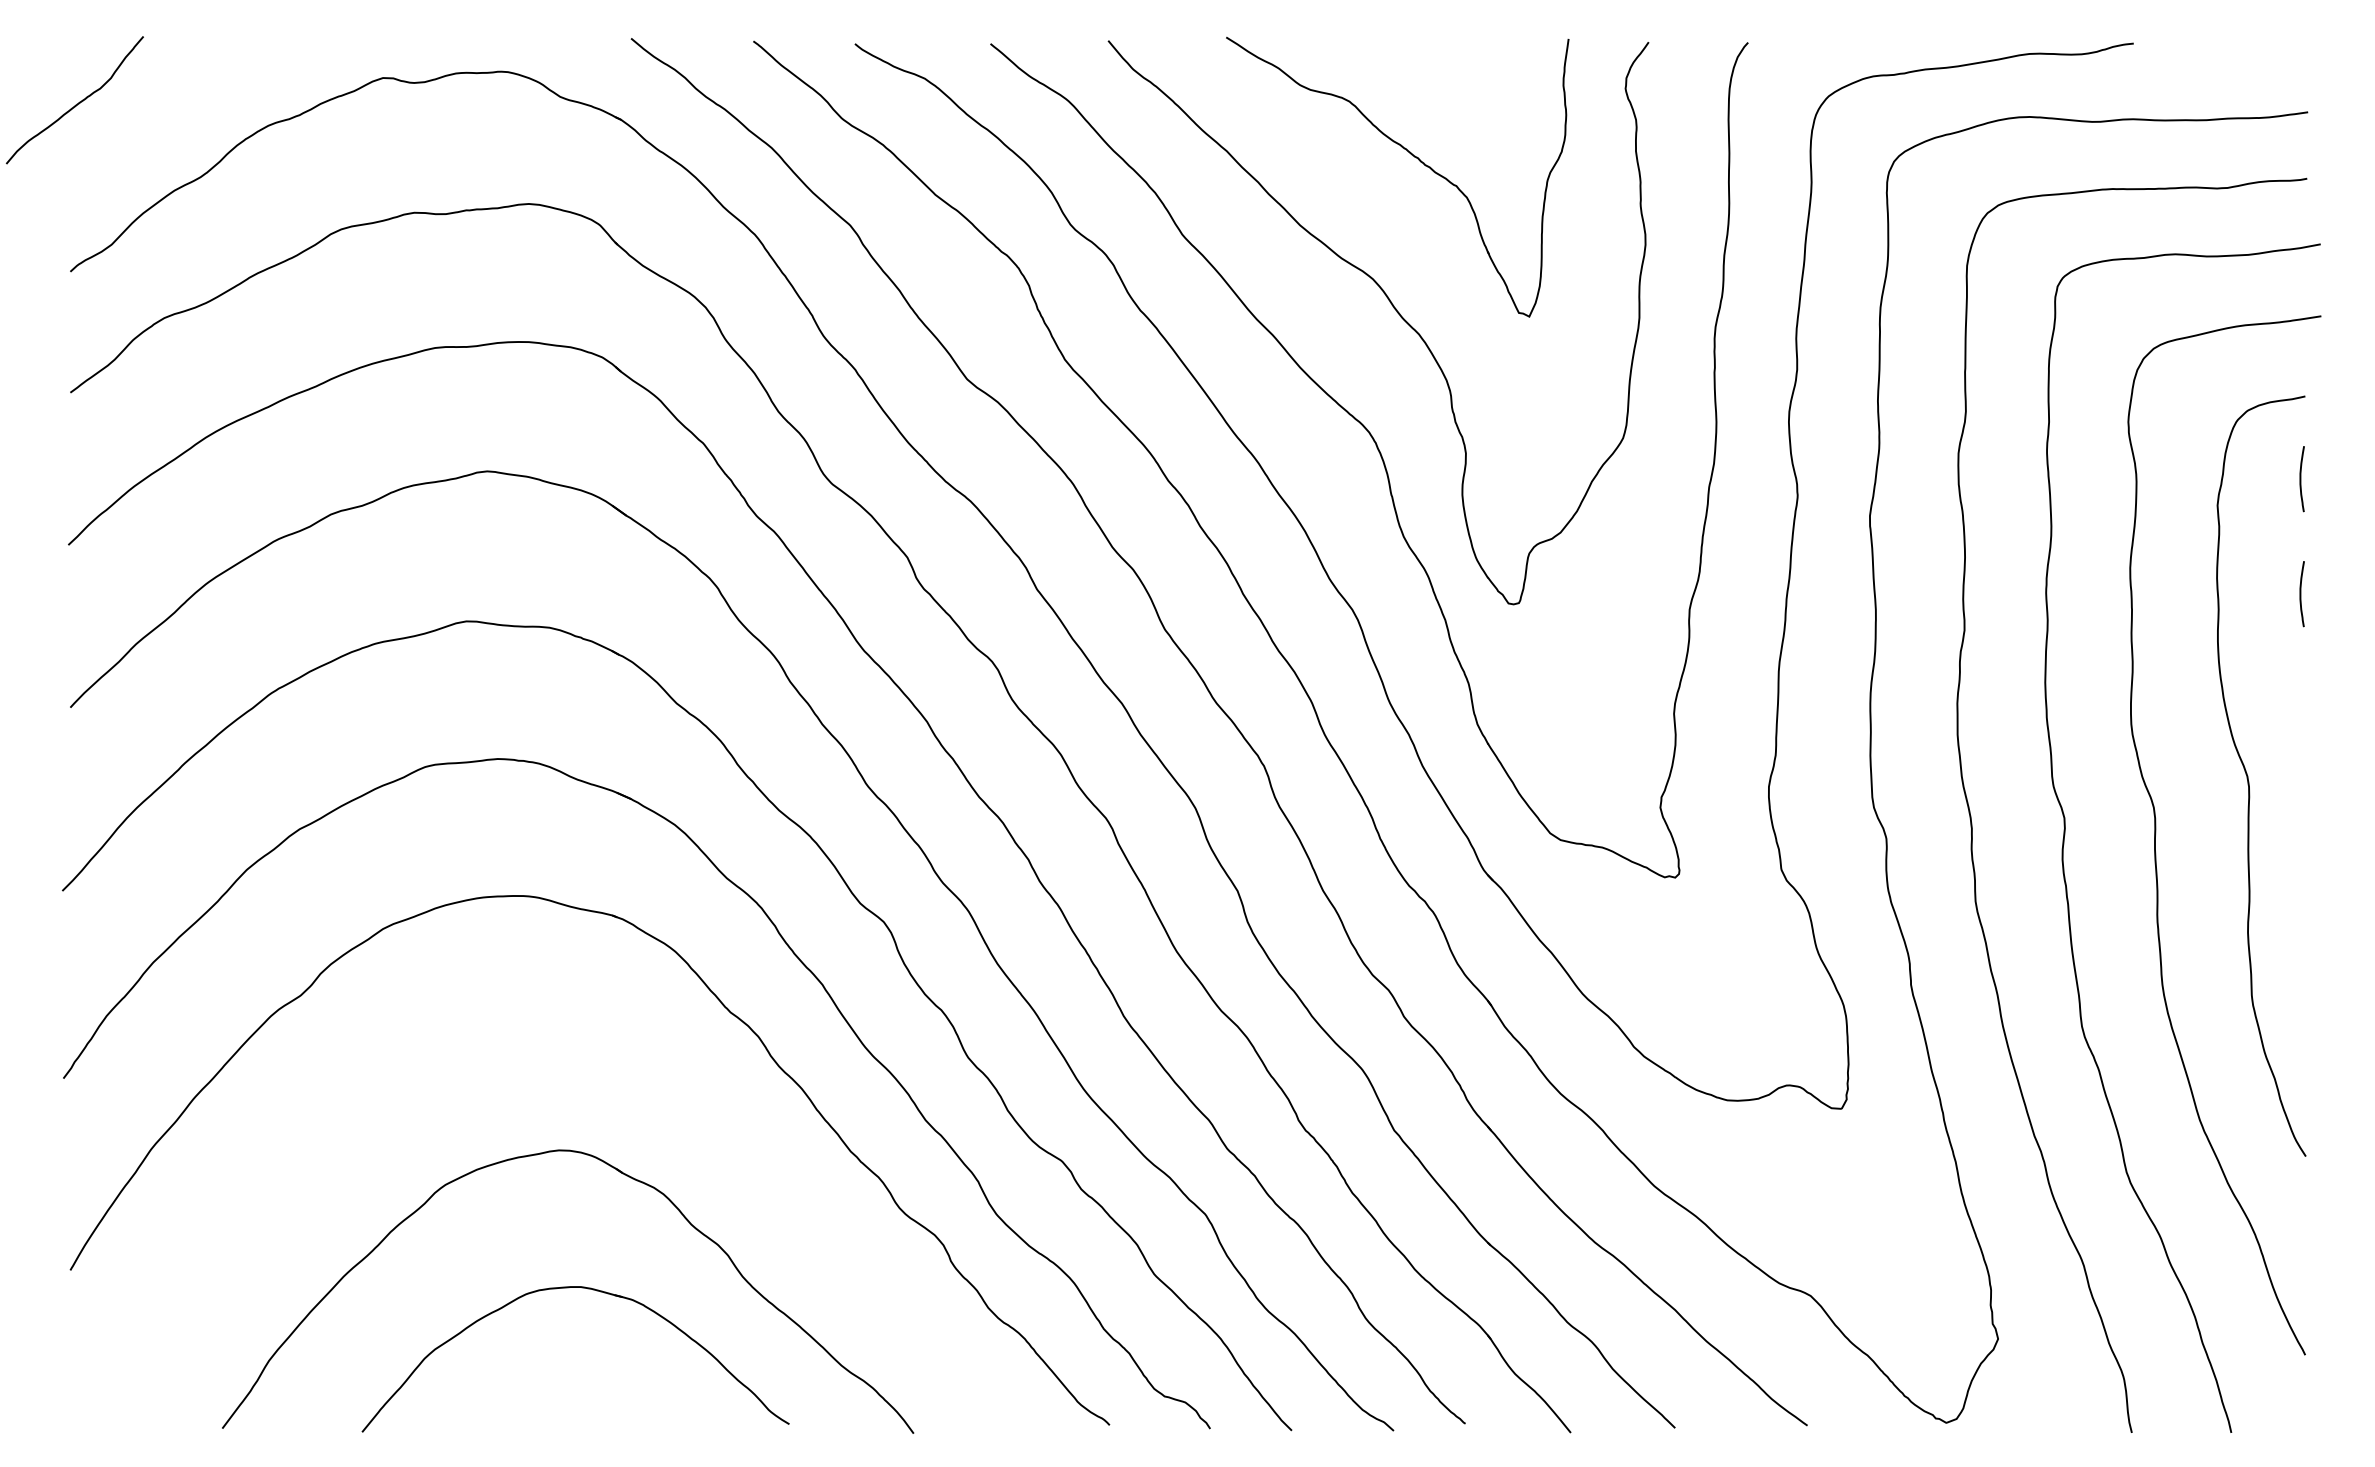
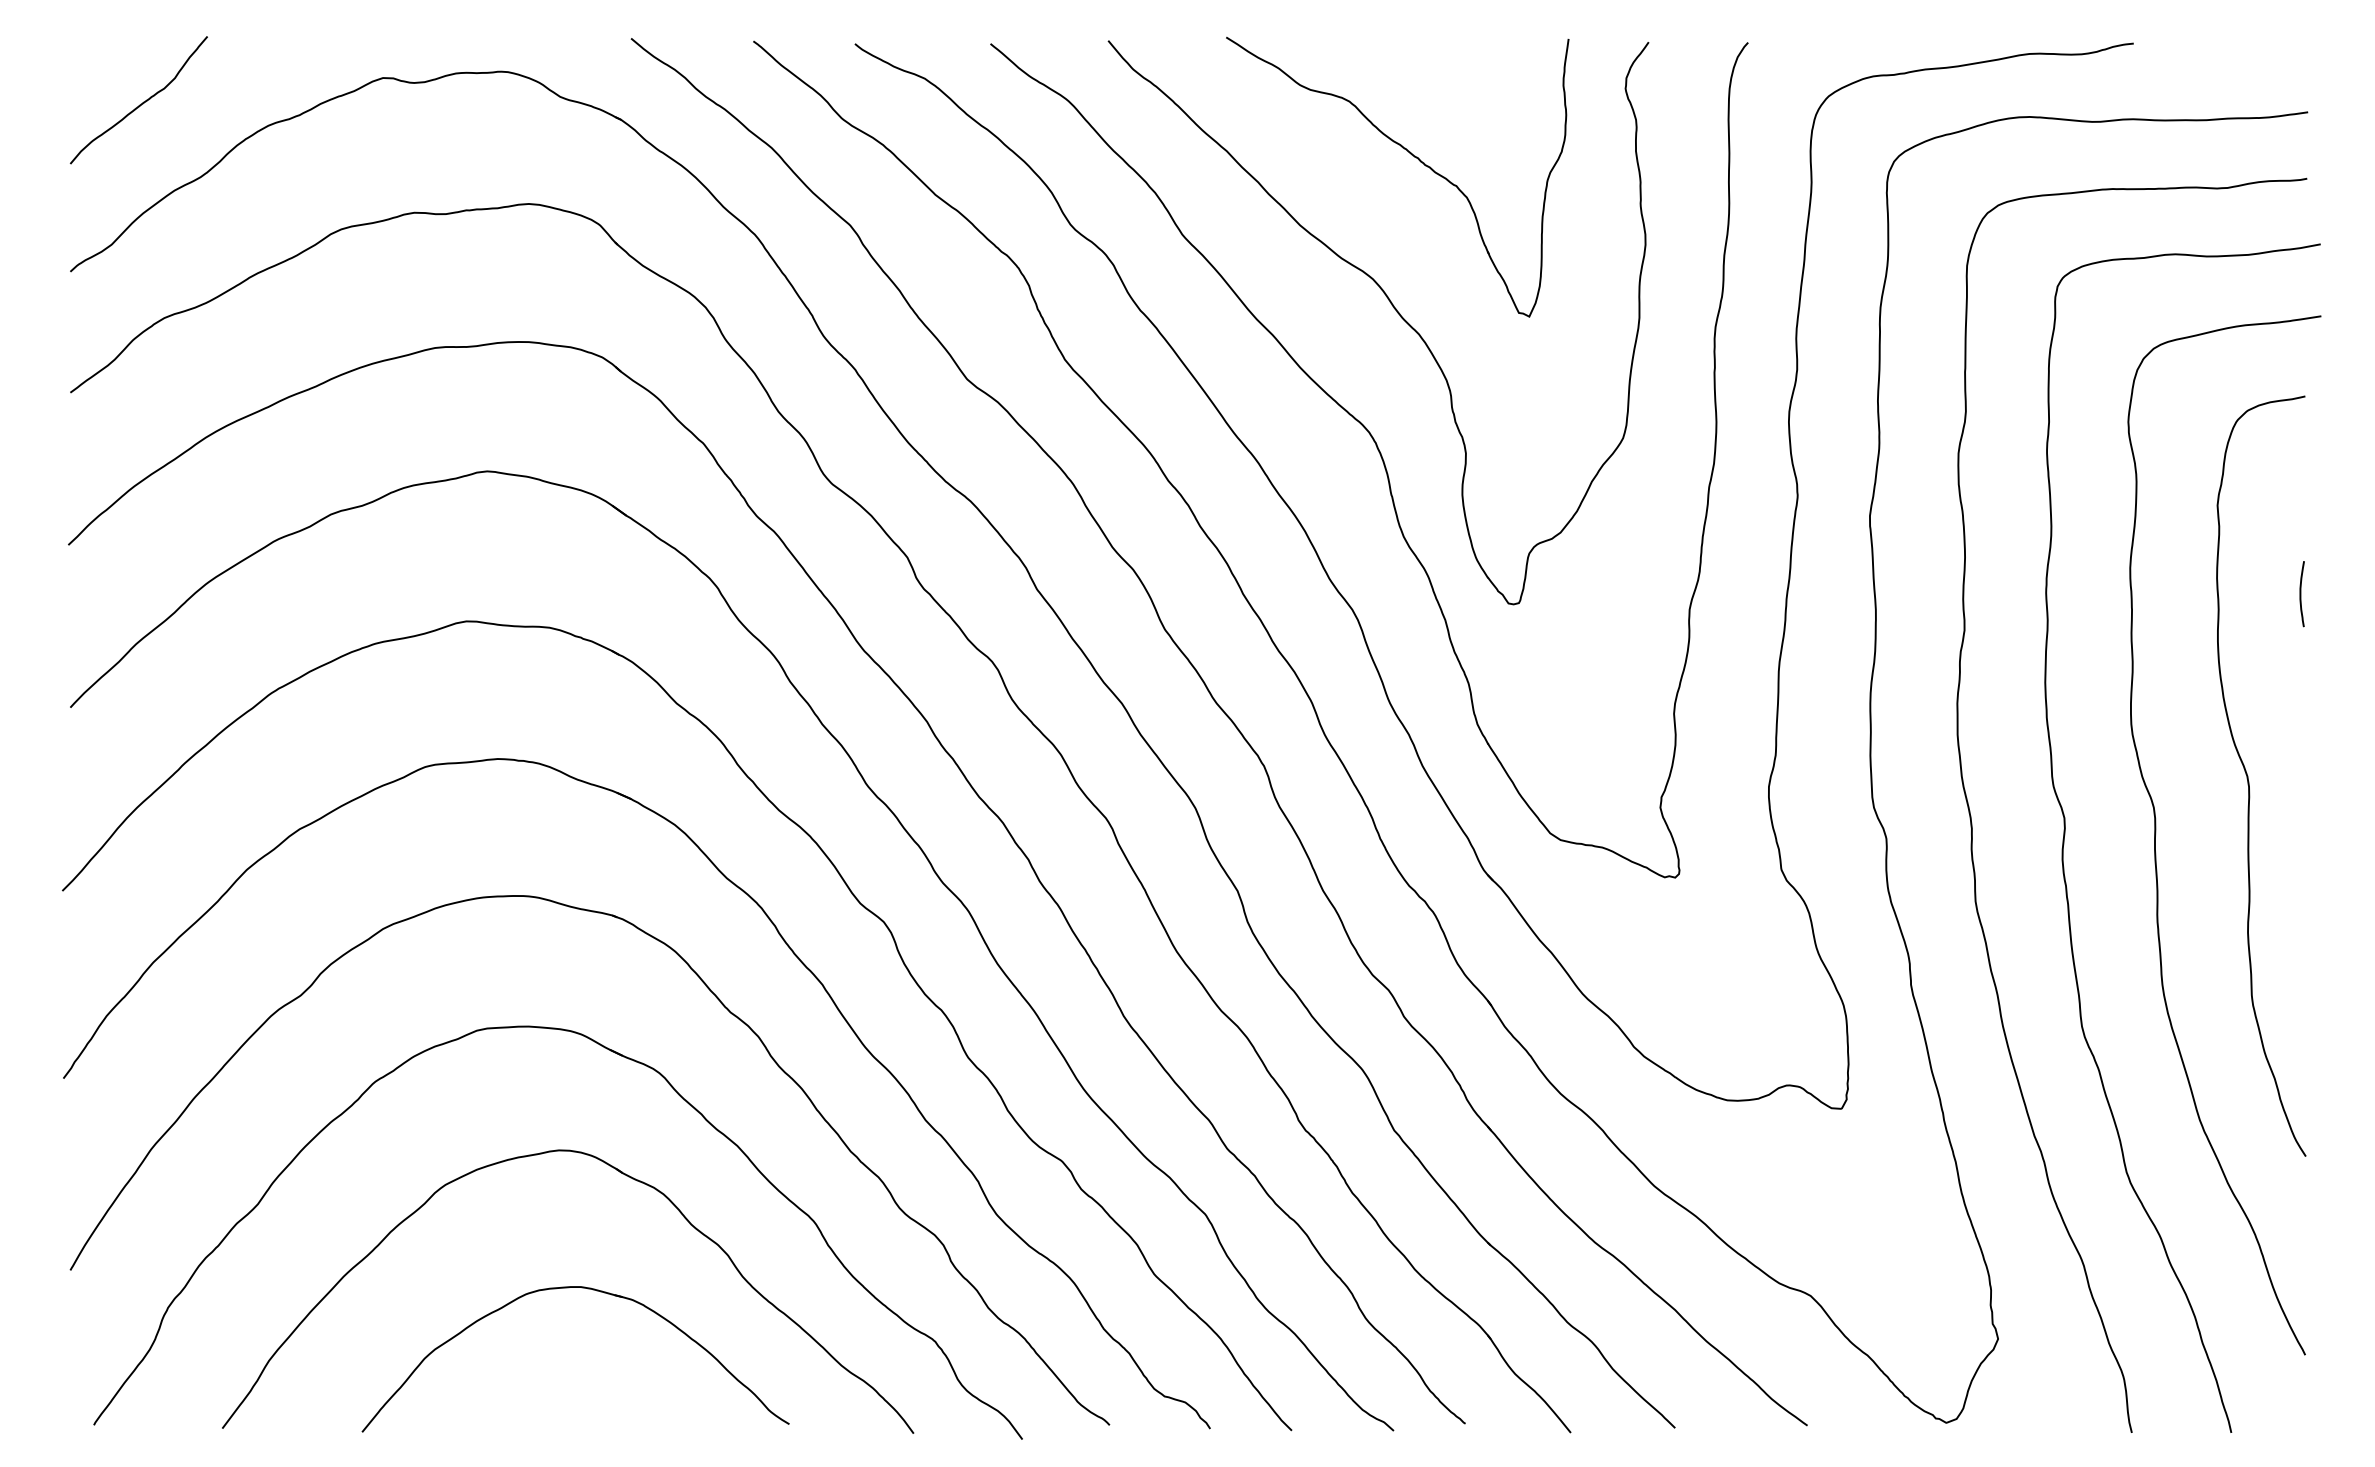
curve position: (75, 104) -> (139, 104) (139, 104)
curve: present -> none (2301, 479)
part: none -> present (682, 1099)
